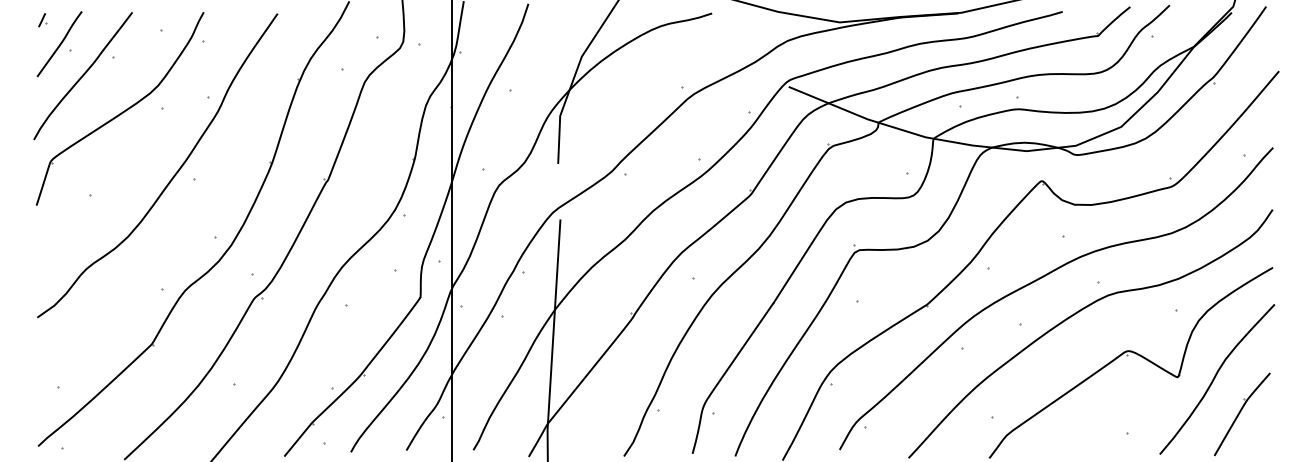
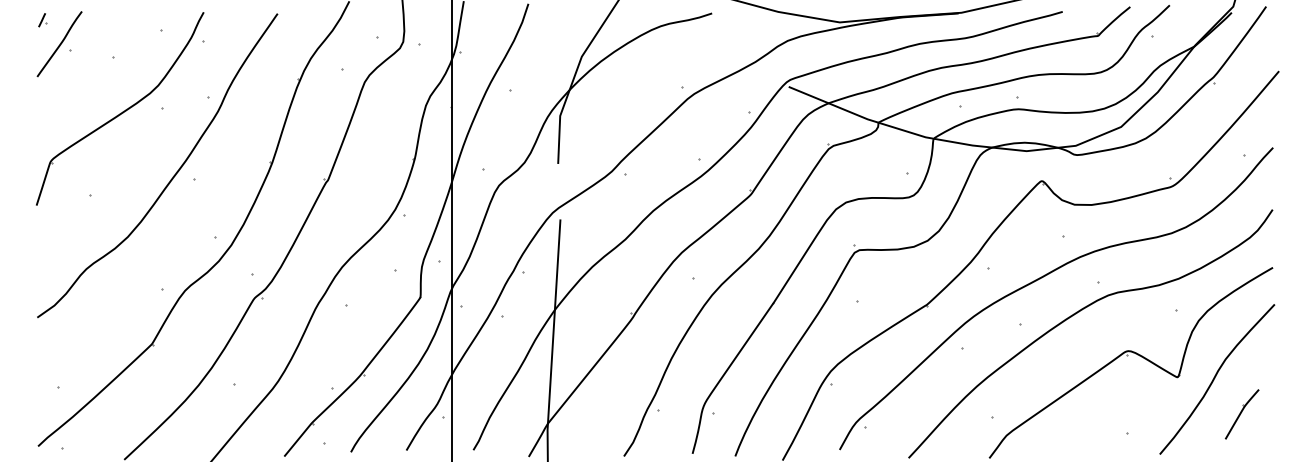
curve: present -> none (82, 76)
part size: 58x85 px -> 36x51 px (1241, 414)
